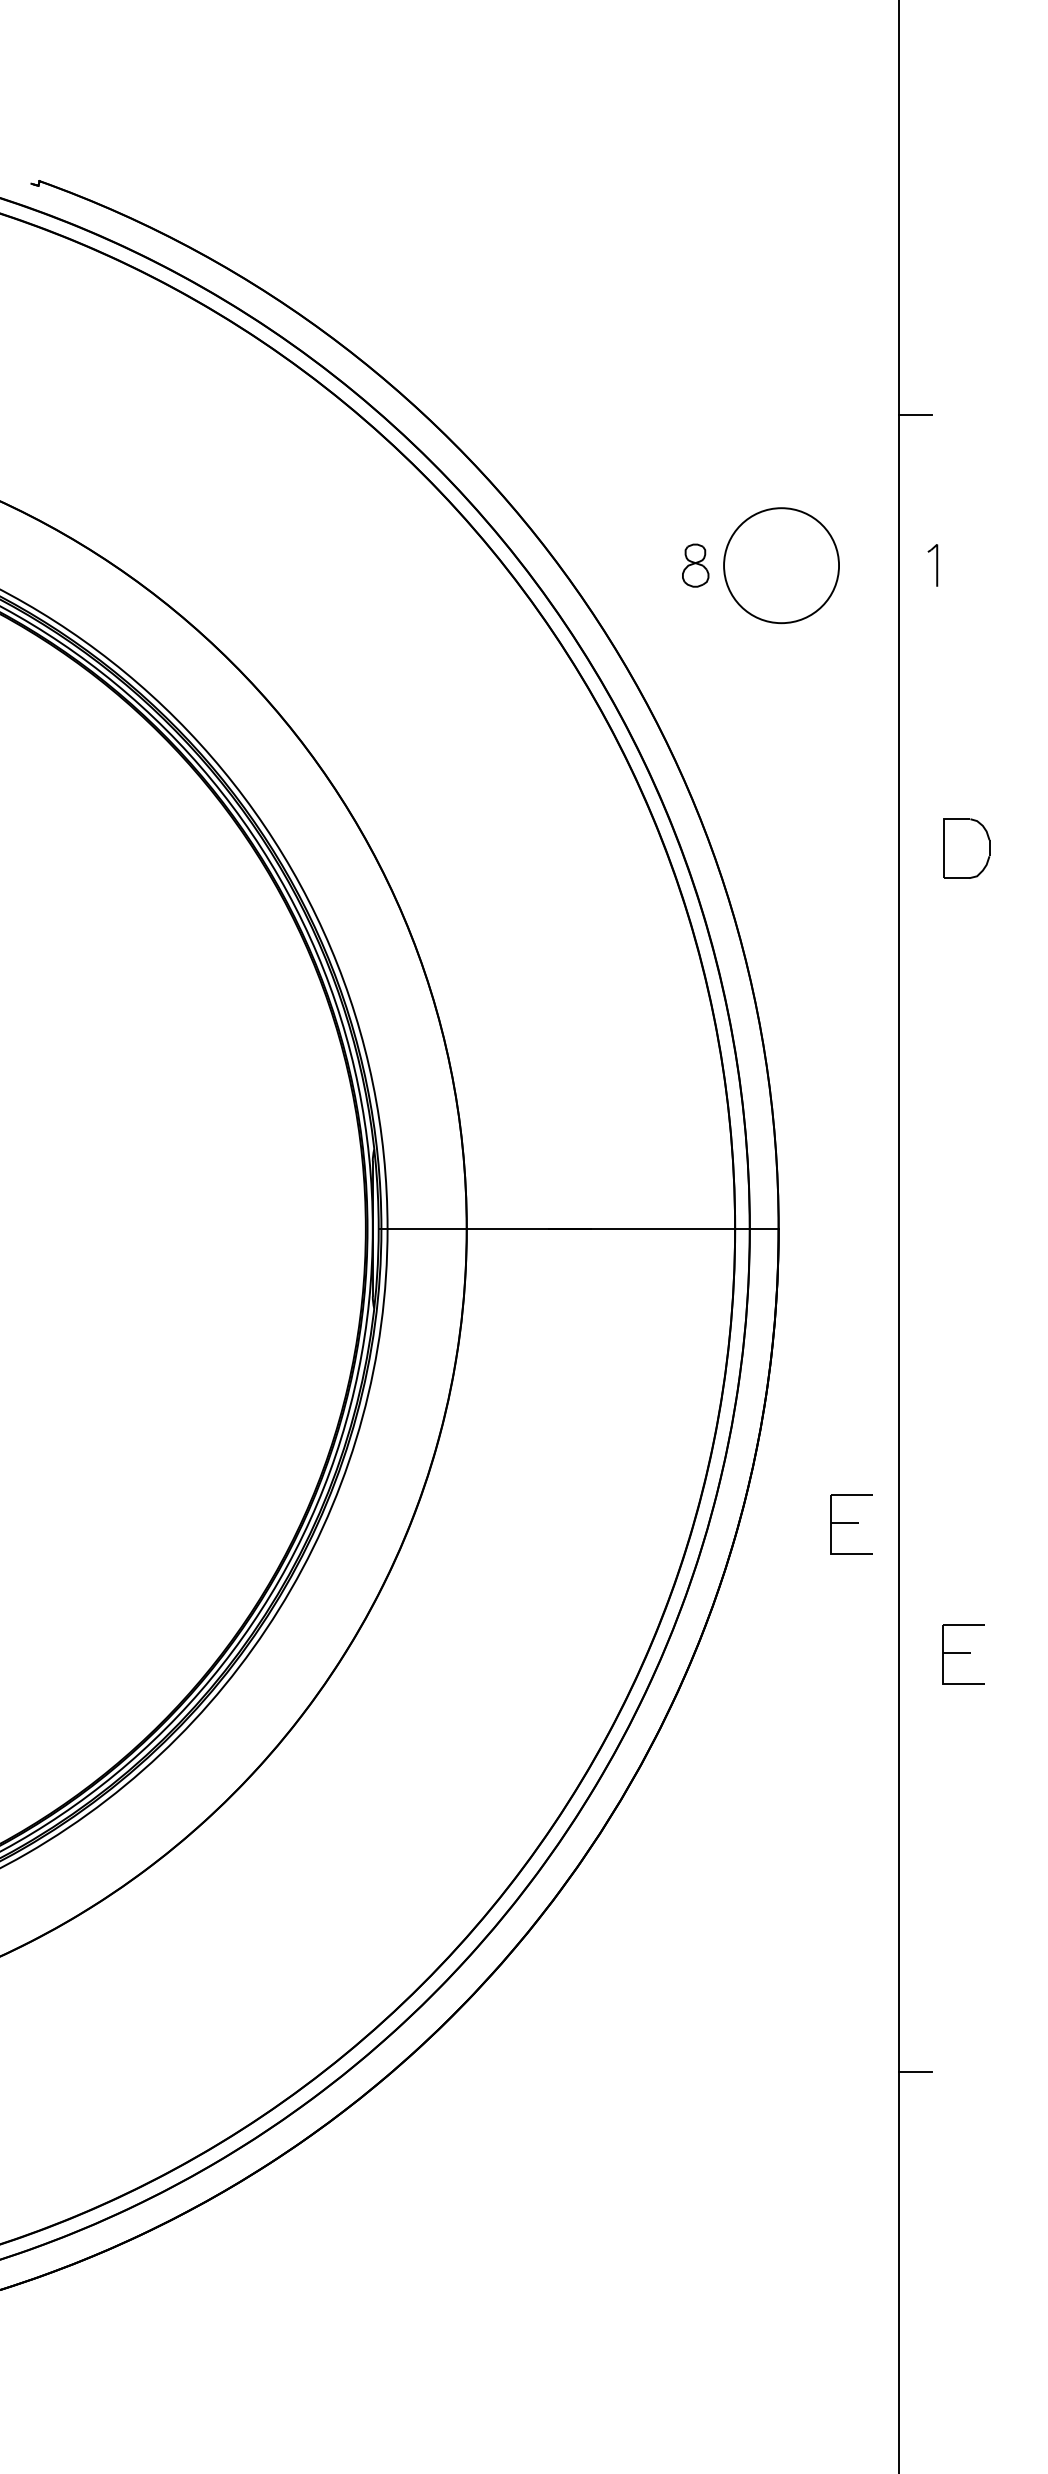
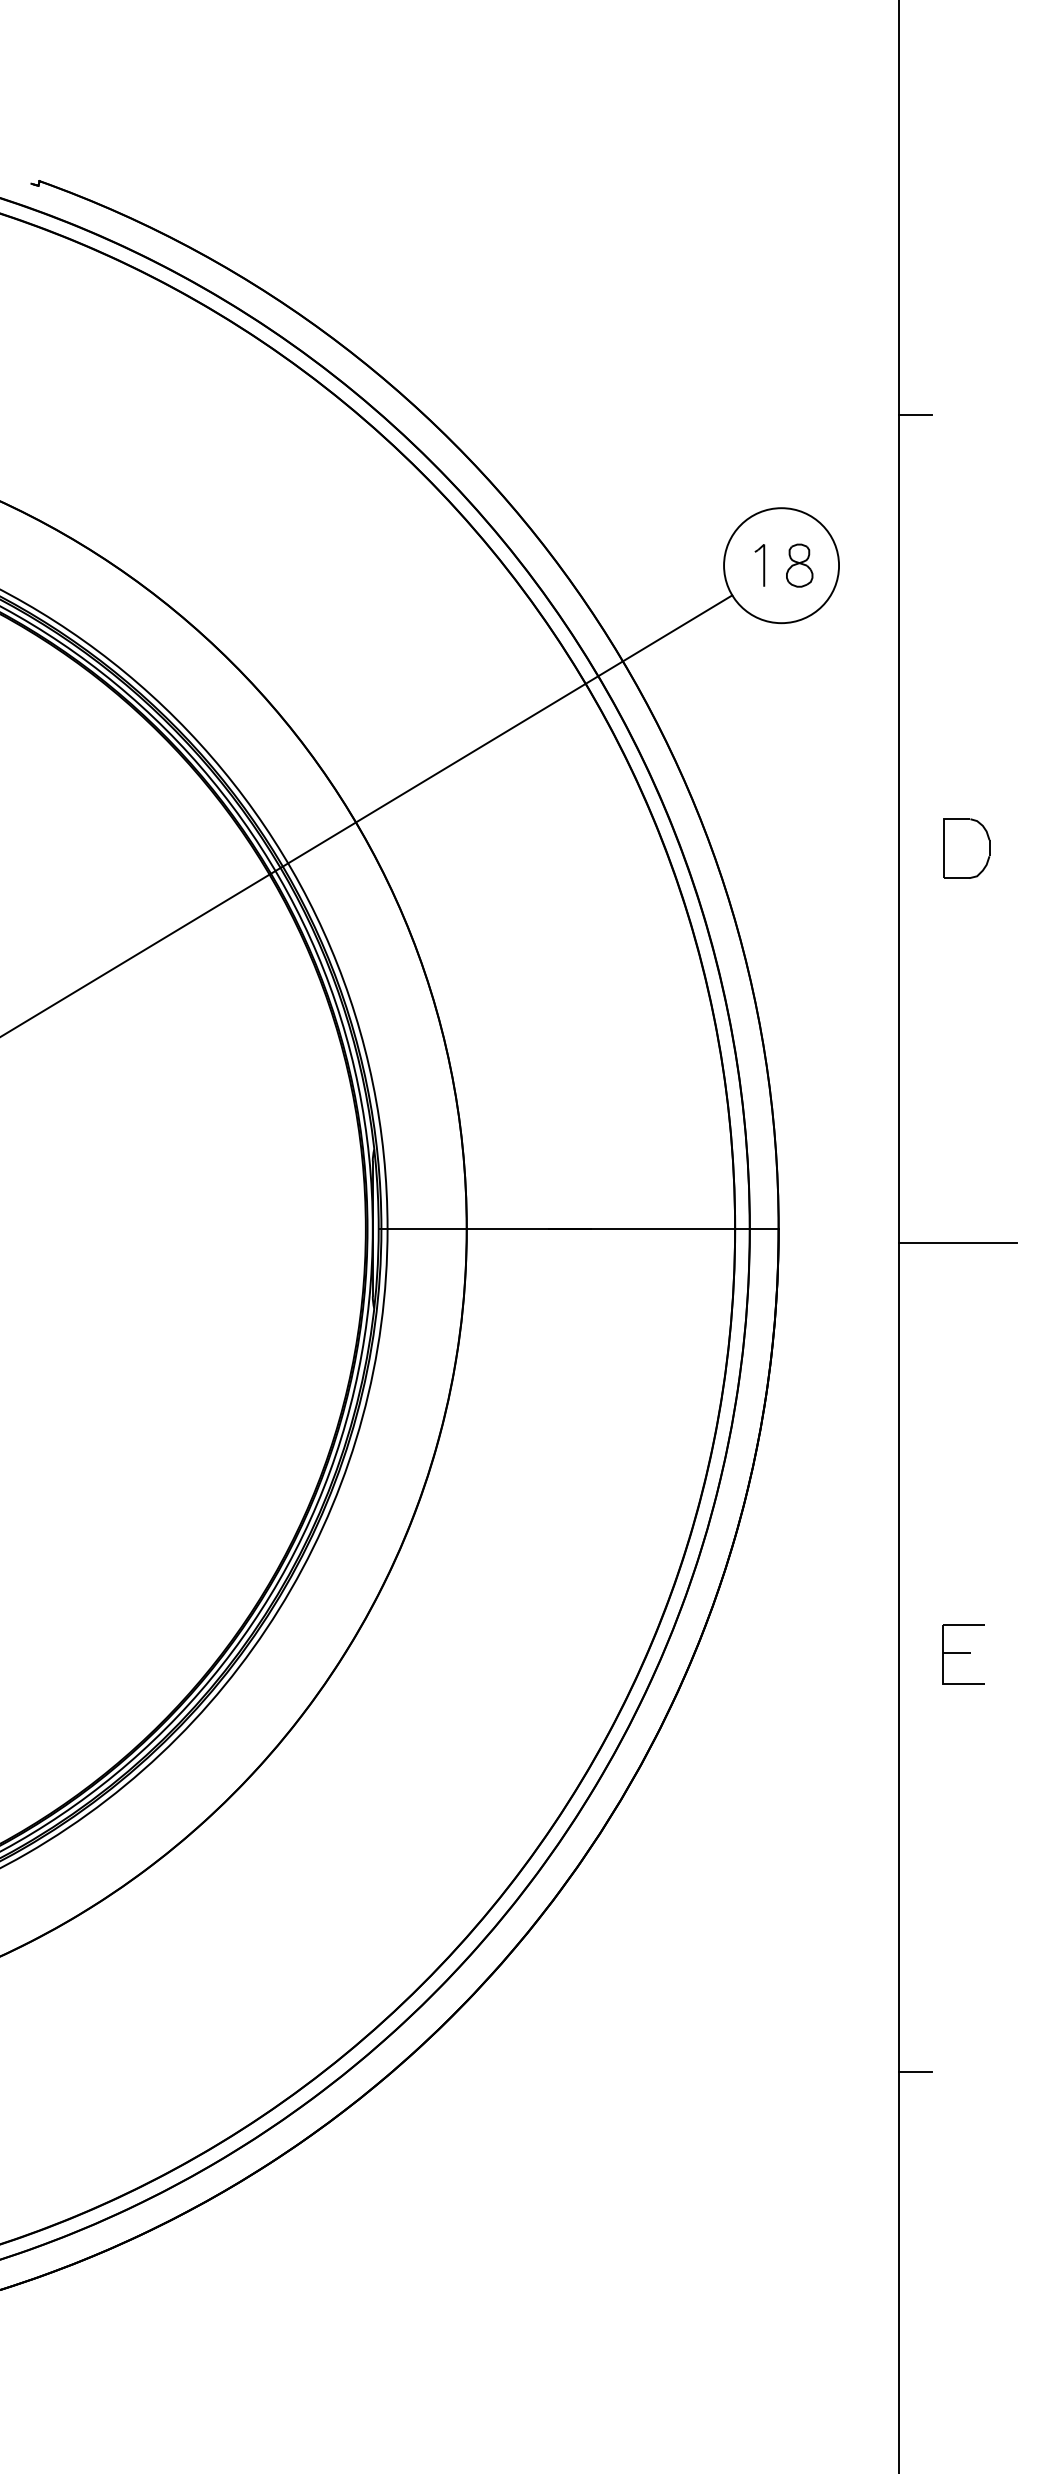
part position: (695, 565) -> (799, 565) (799, 565)
part position: (932, 565) -> (759, 565) (759, 565)
line: none -> present (367, 815)
line: none -> present (957, 1243)
part: present -> none (851, 1524)
